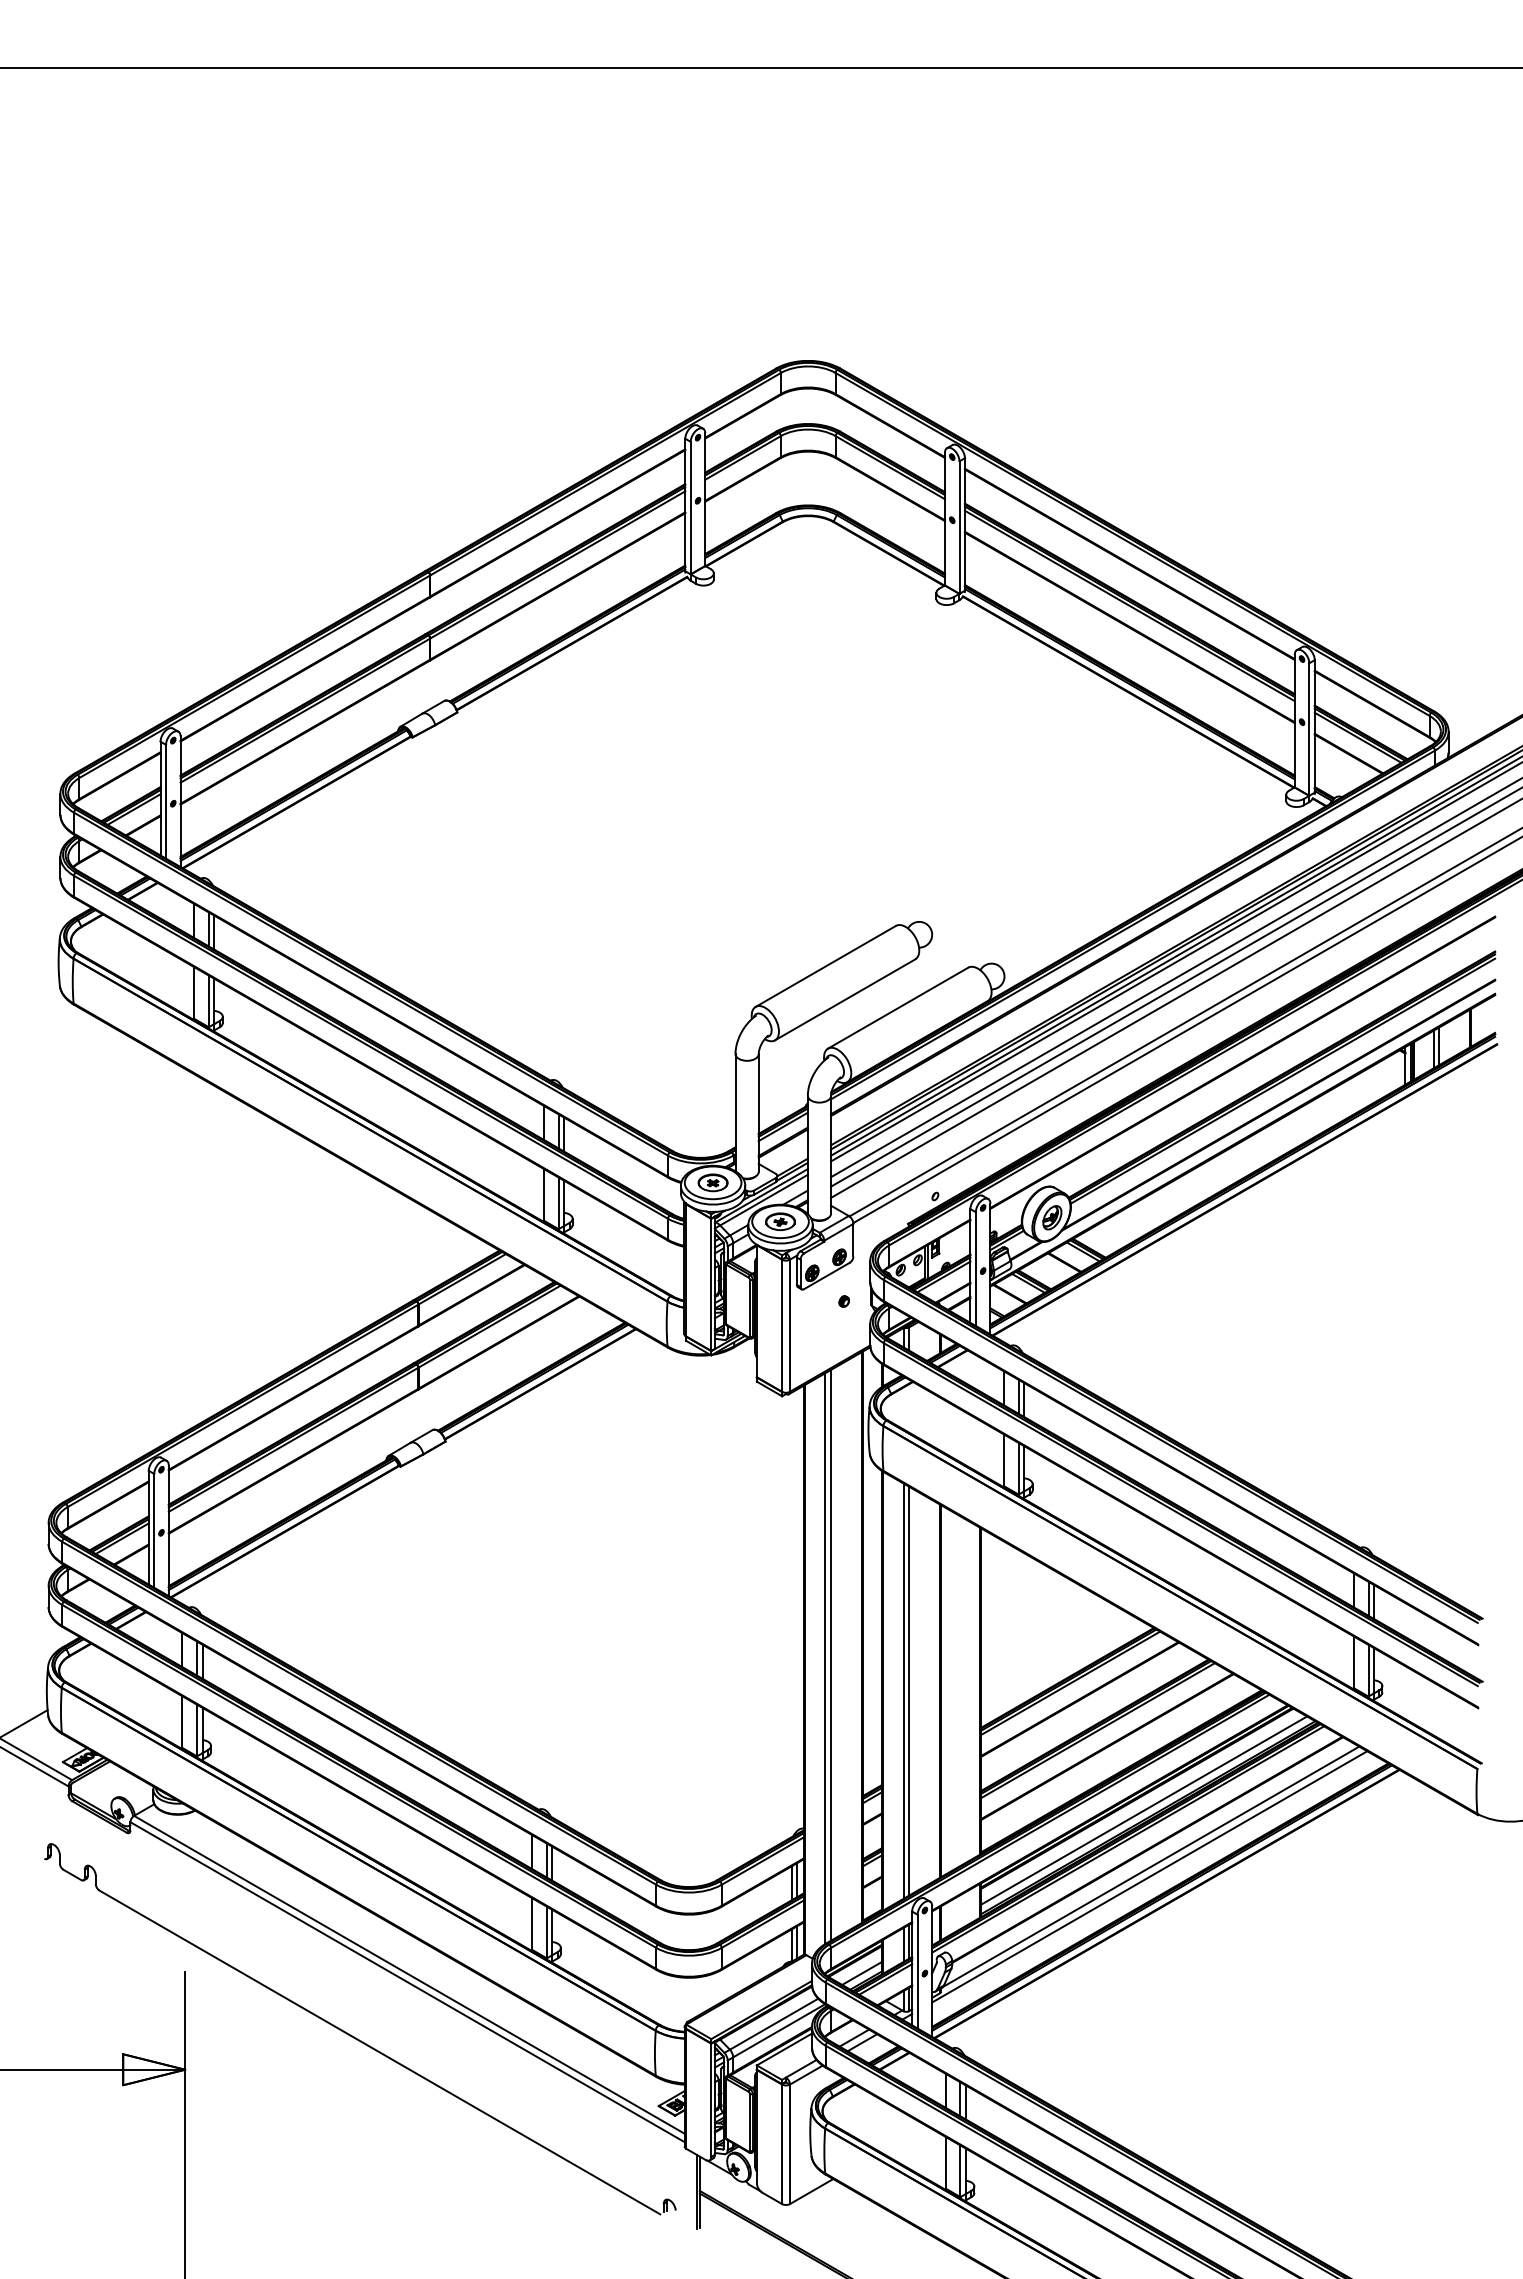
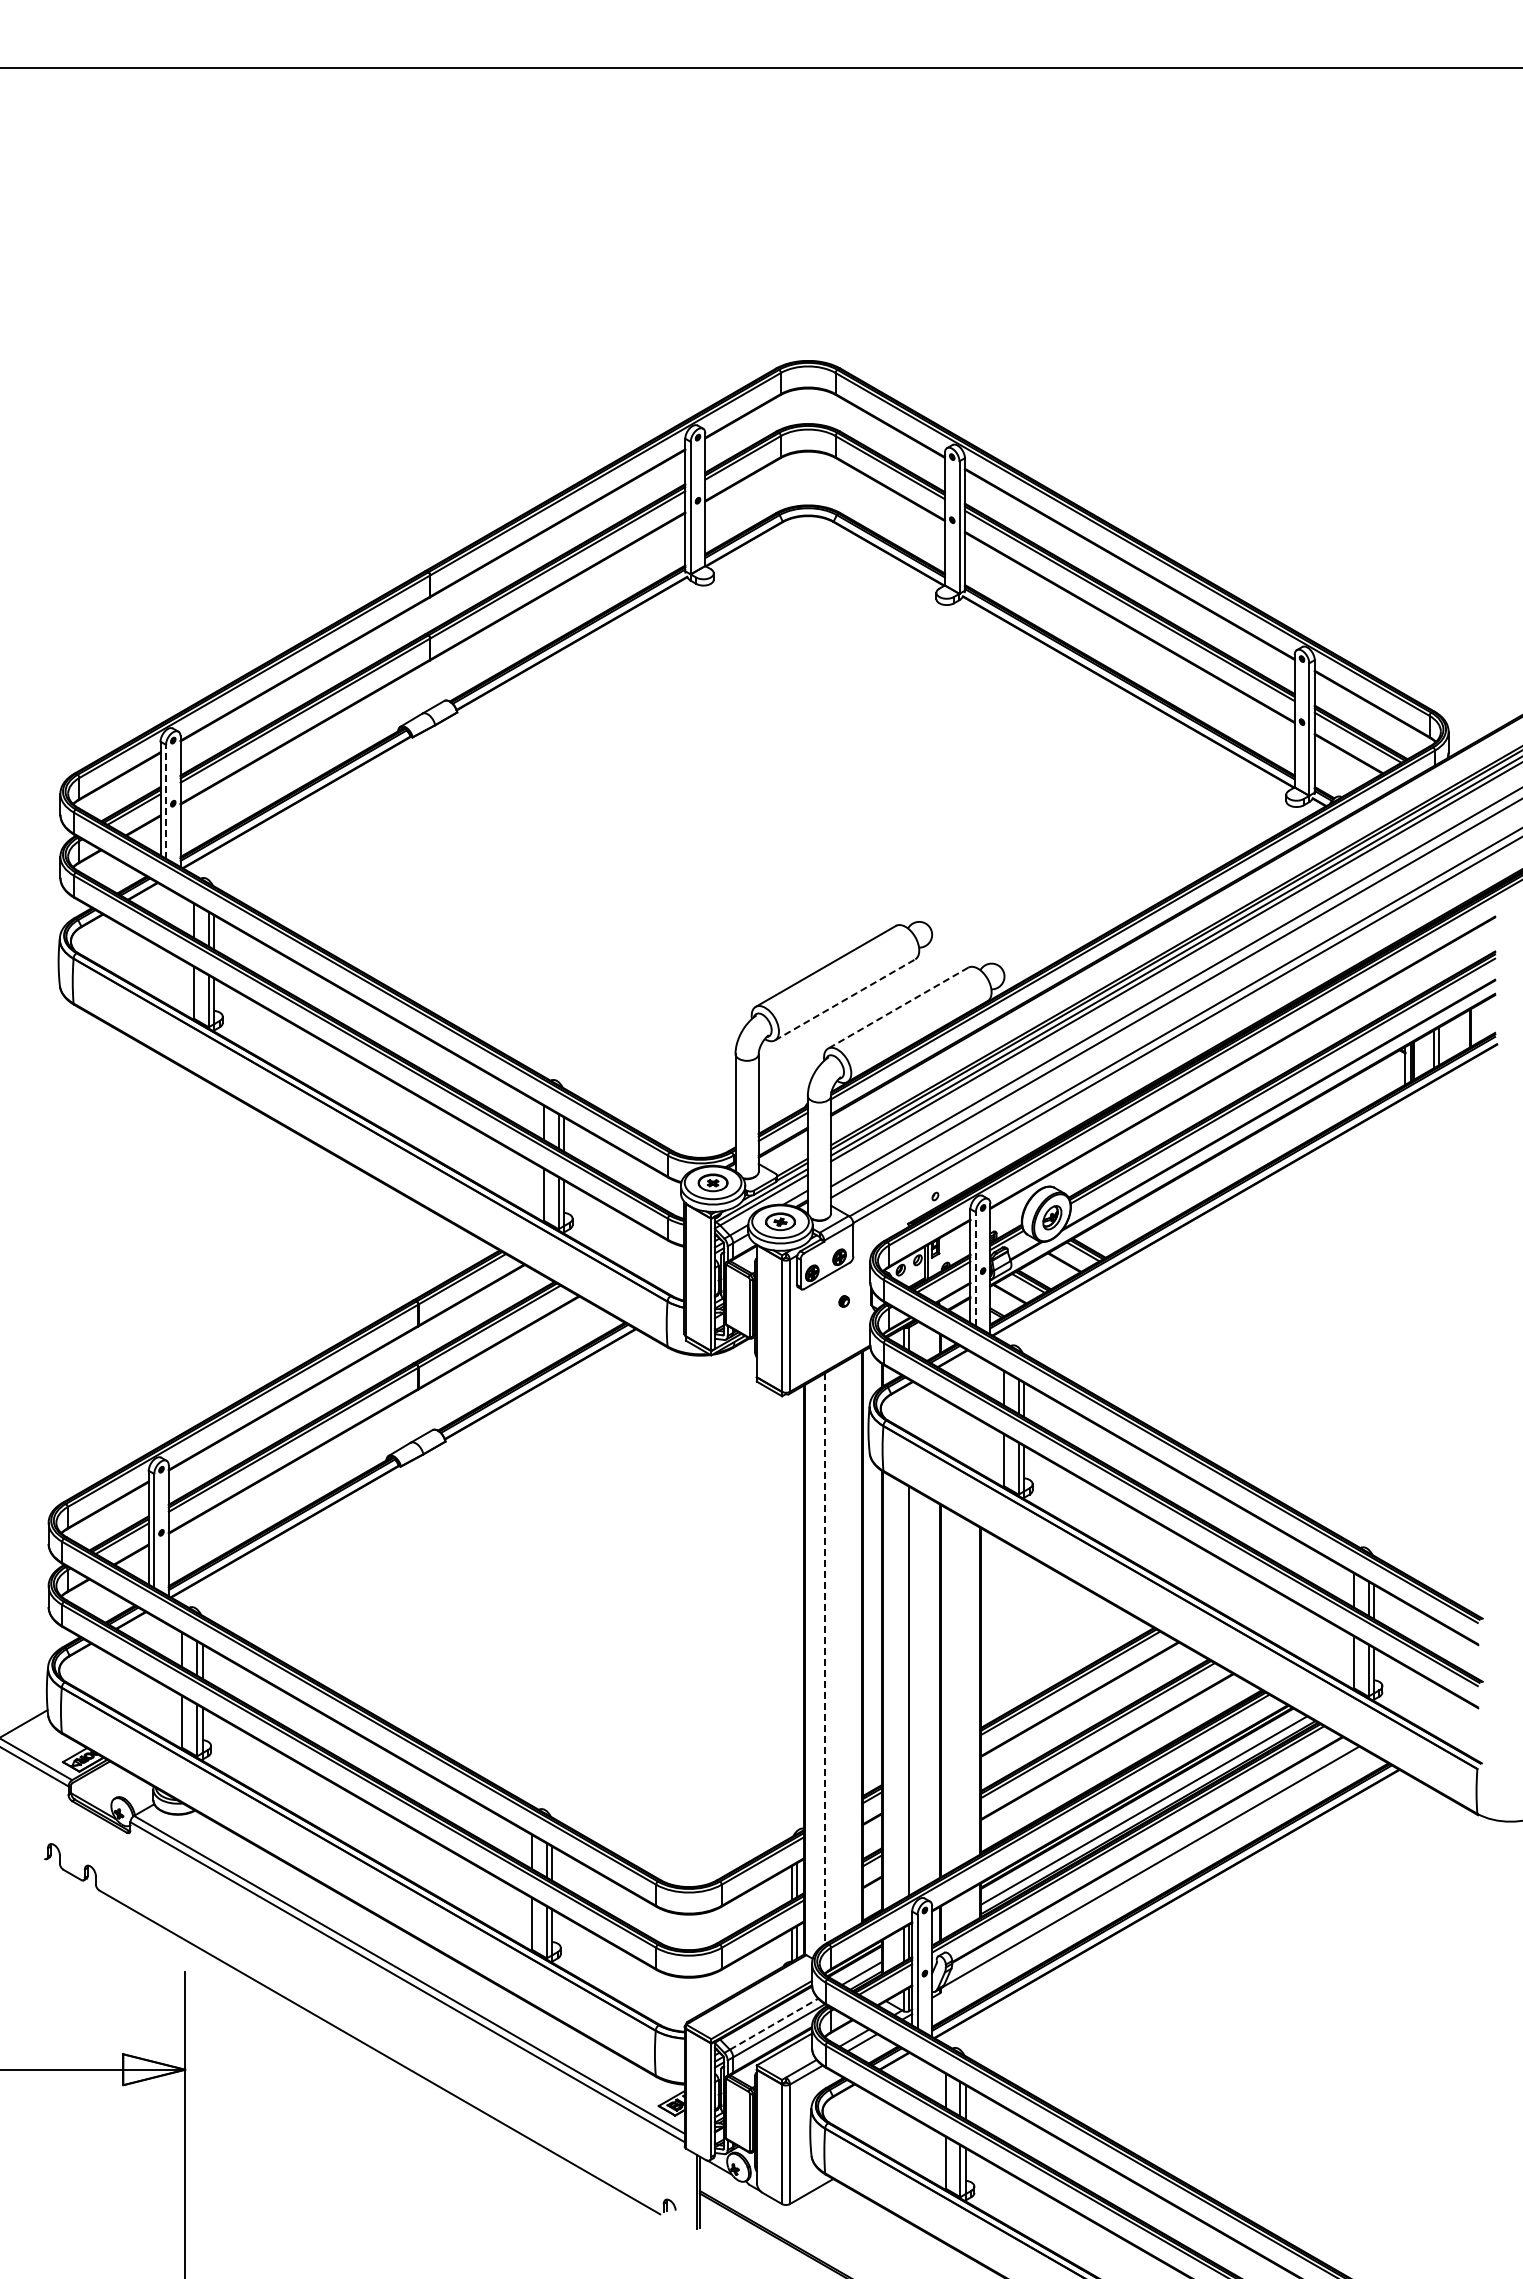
line: solid -> dashed (166, 801)
line: present -> none (1175, 978)
line: solid -> dashed (845, 999)
line: solid -> dashed (898, 1008)
line: solid -> dashed (975, 1269)
line: present -> none (830, 1655)
line: solid -> dashed (825, 1659)
line: present -> none (903, 1690)
line: present -> none (1149, 1876)
line: solid -> dashed (774, 2024)
